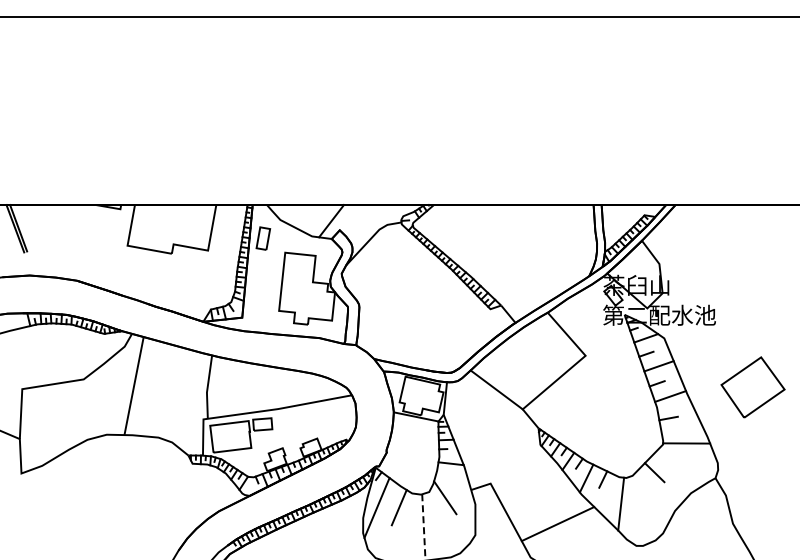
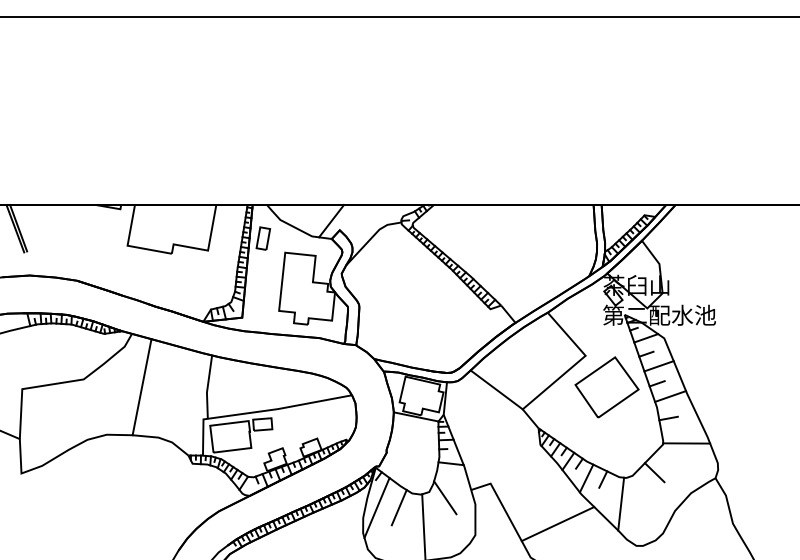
line position: (133, 386) -> (141, 387) (141, 387)
part position: (752, 387) -> (606, 387) (606, 387)
line: dashed -> solid (423, 527)
